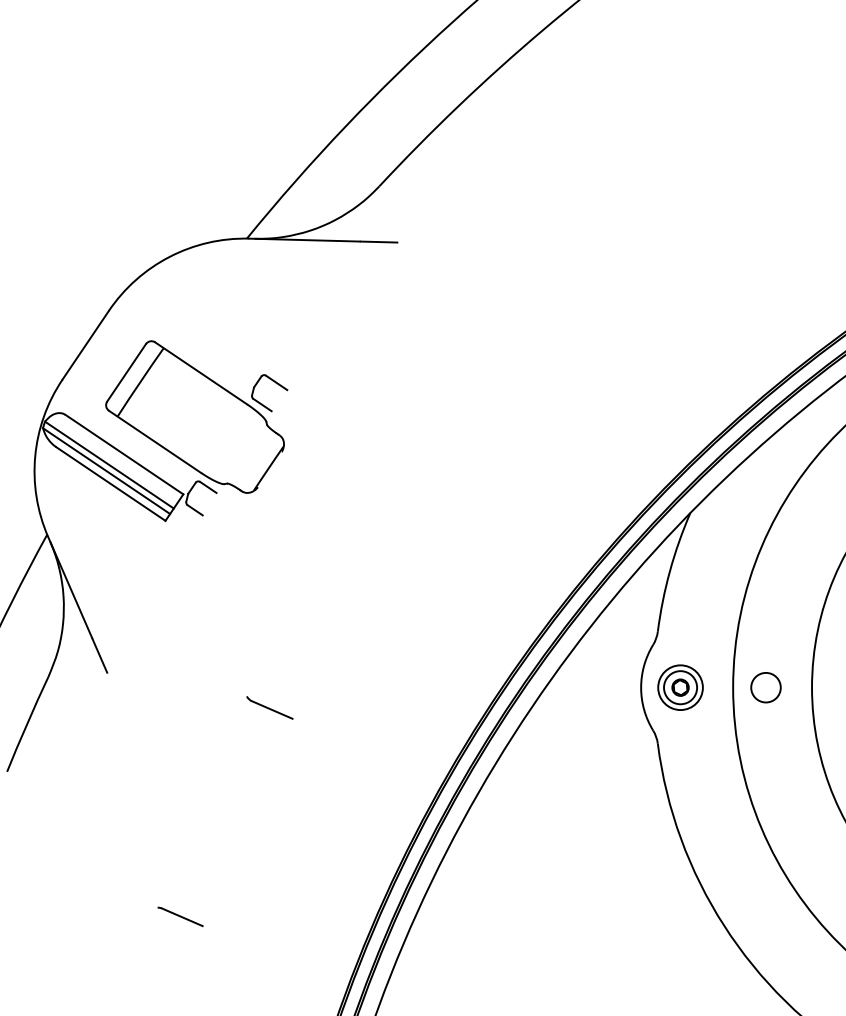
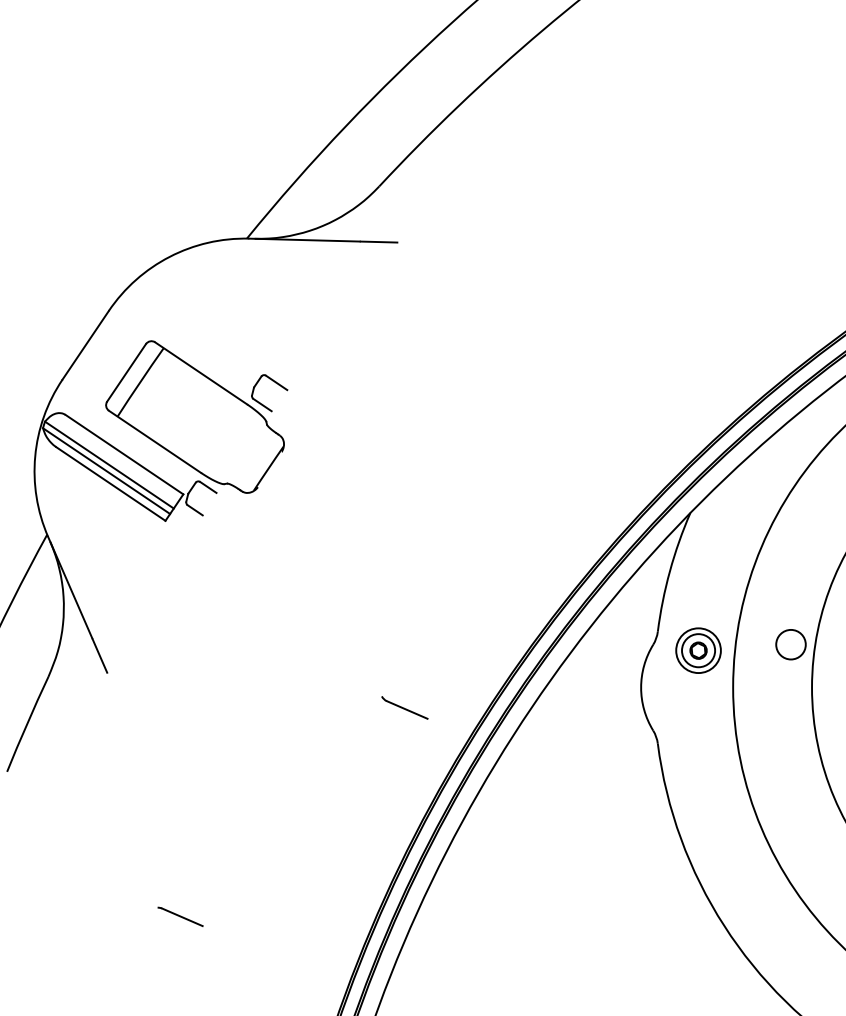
part position: (680, 687) -> (698, 650) (698, 650)
circle position: (765, 687) -> (790, 644) (790, 644)
part position: (269, 707) -> (404, 707) (404, 707)
